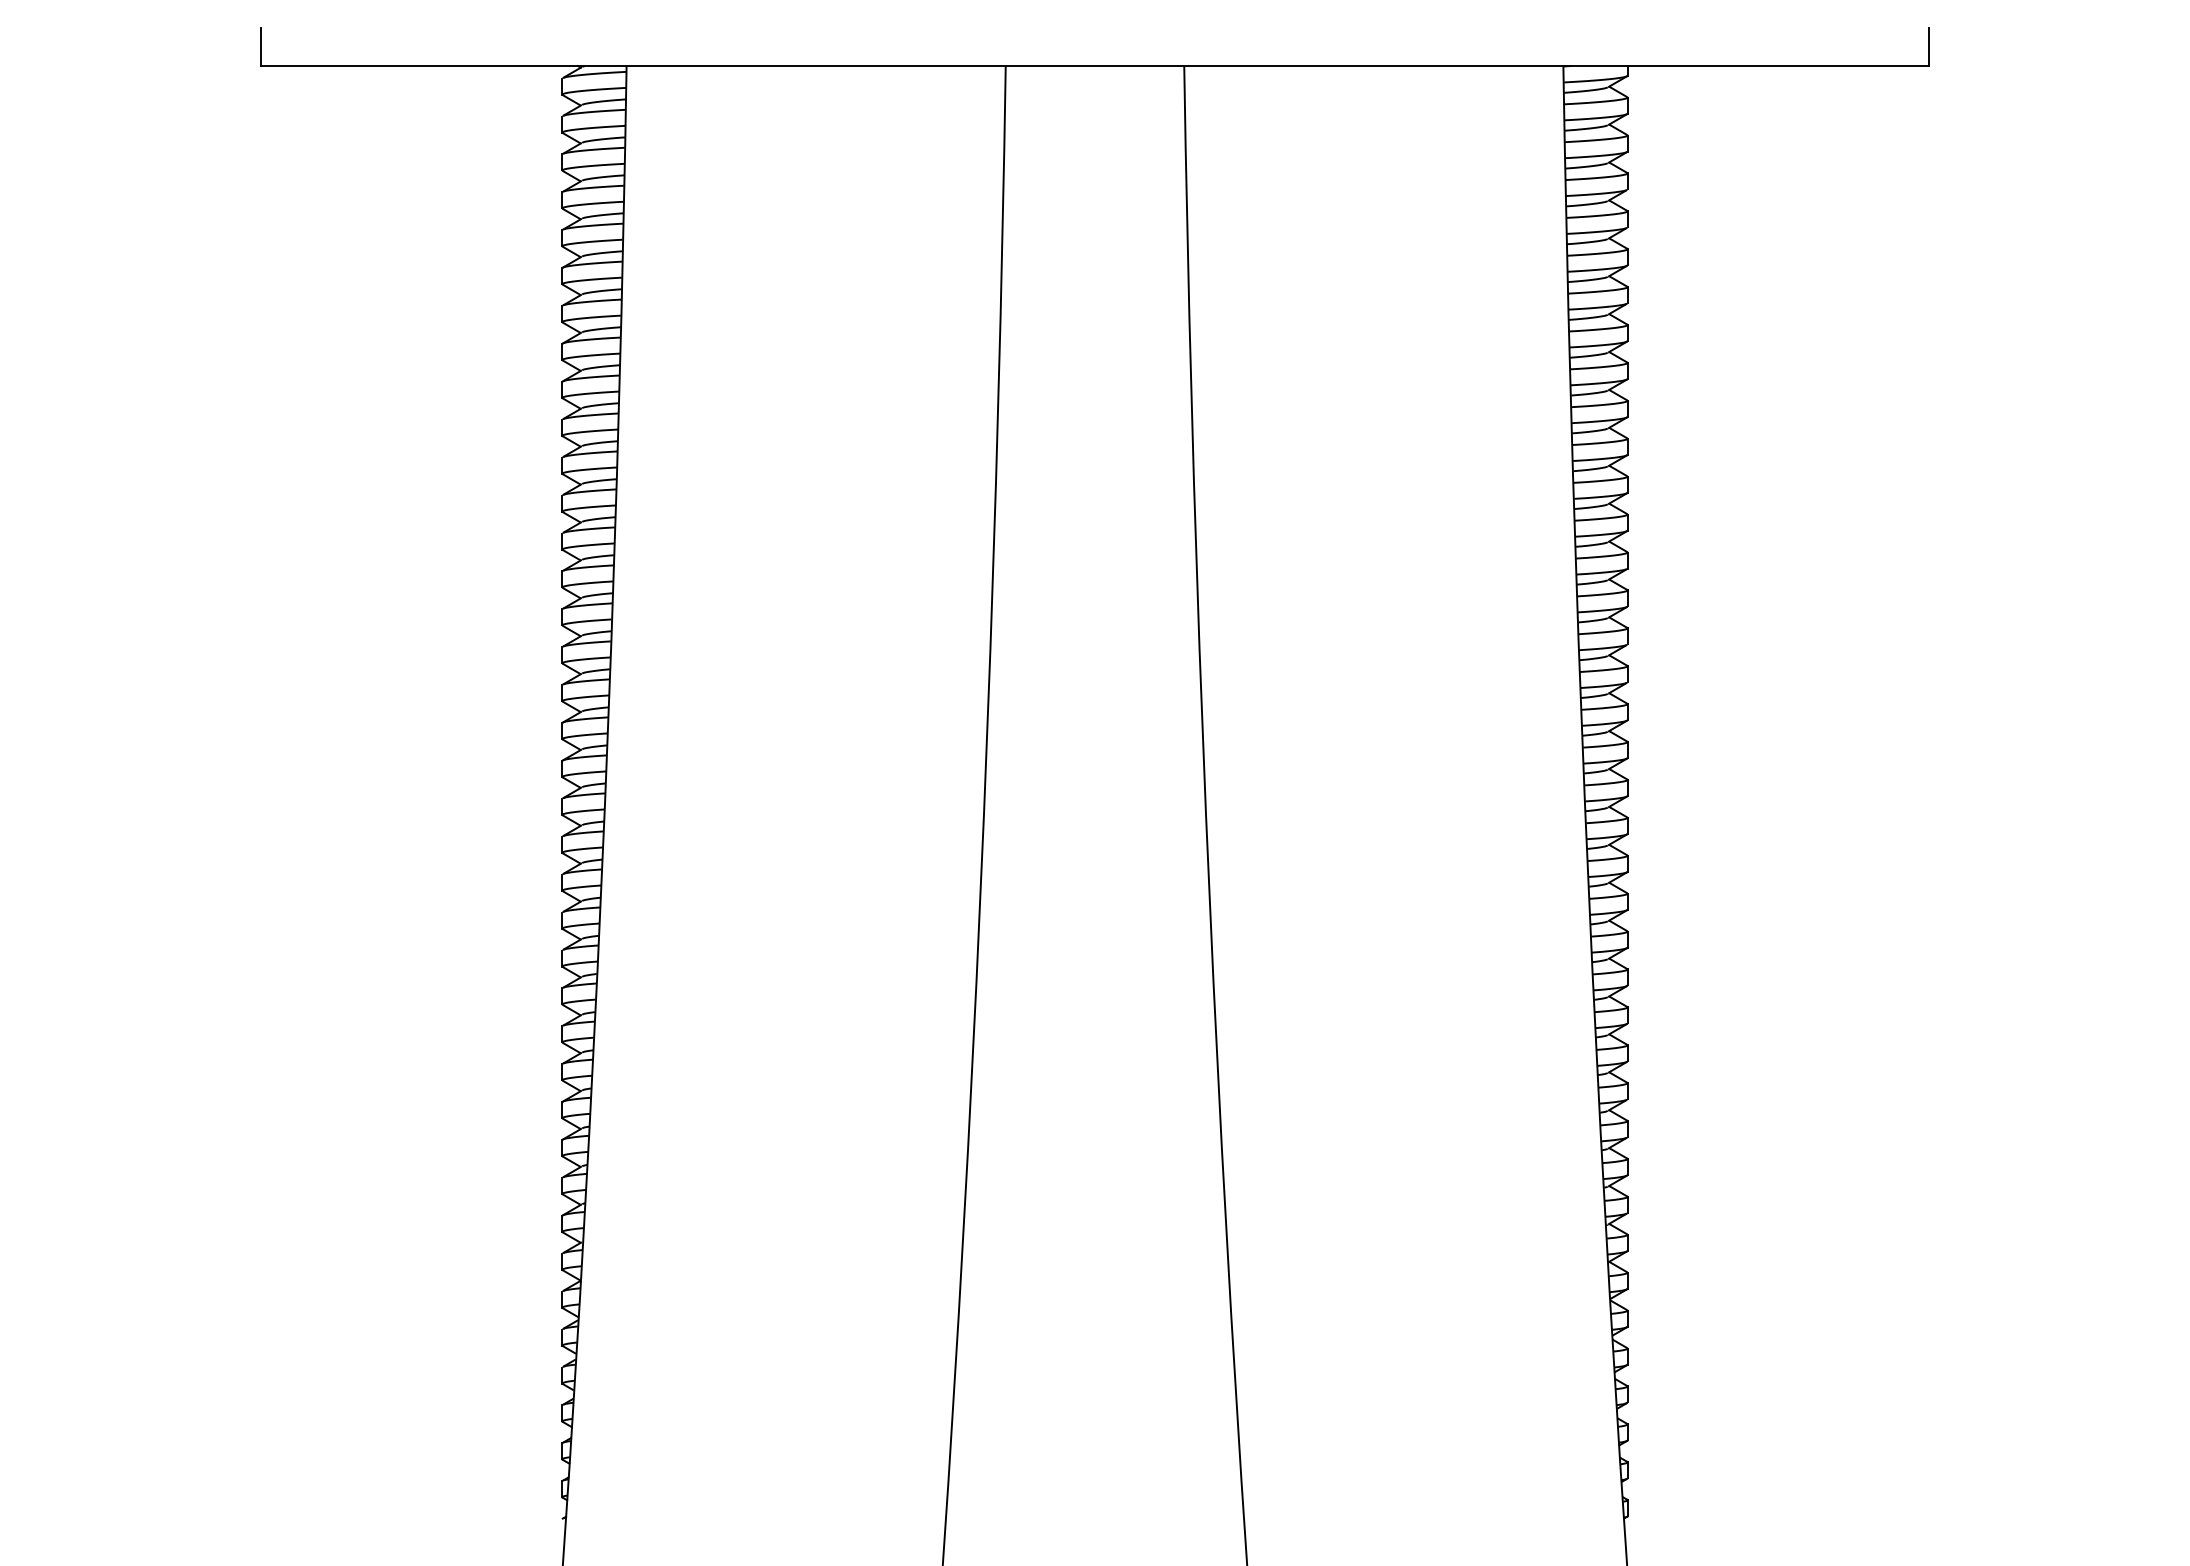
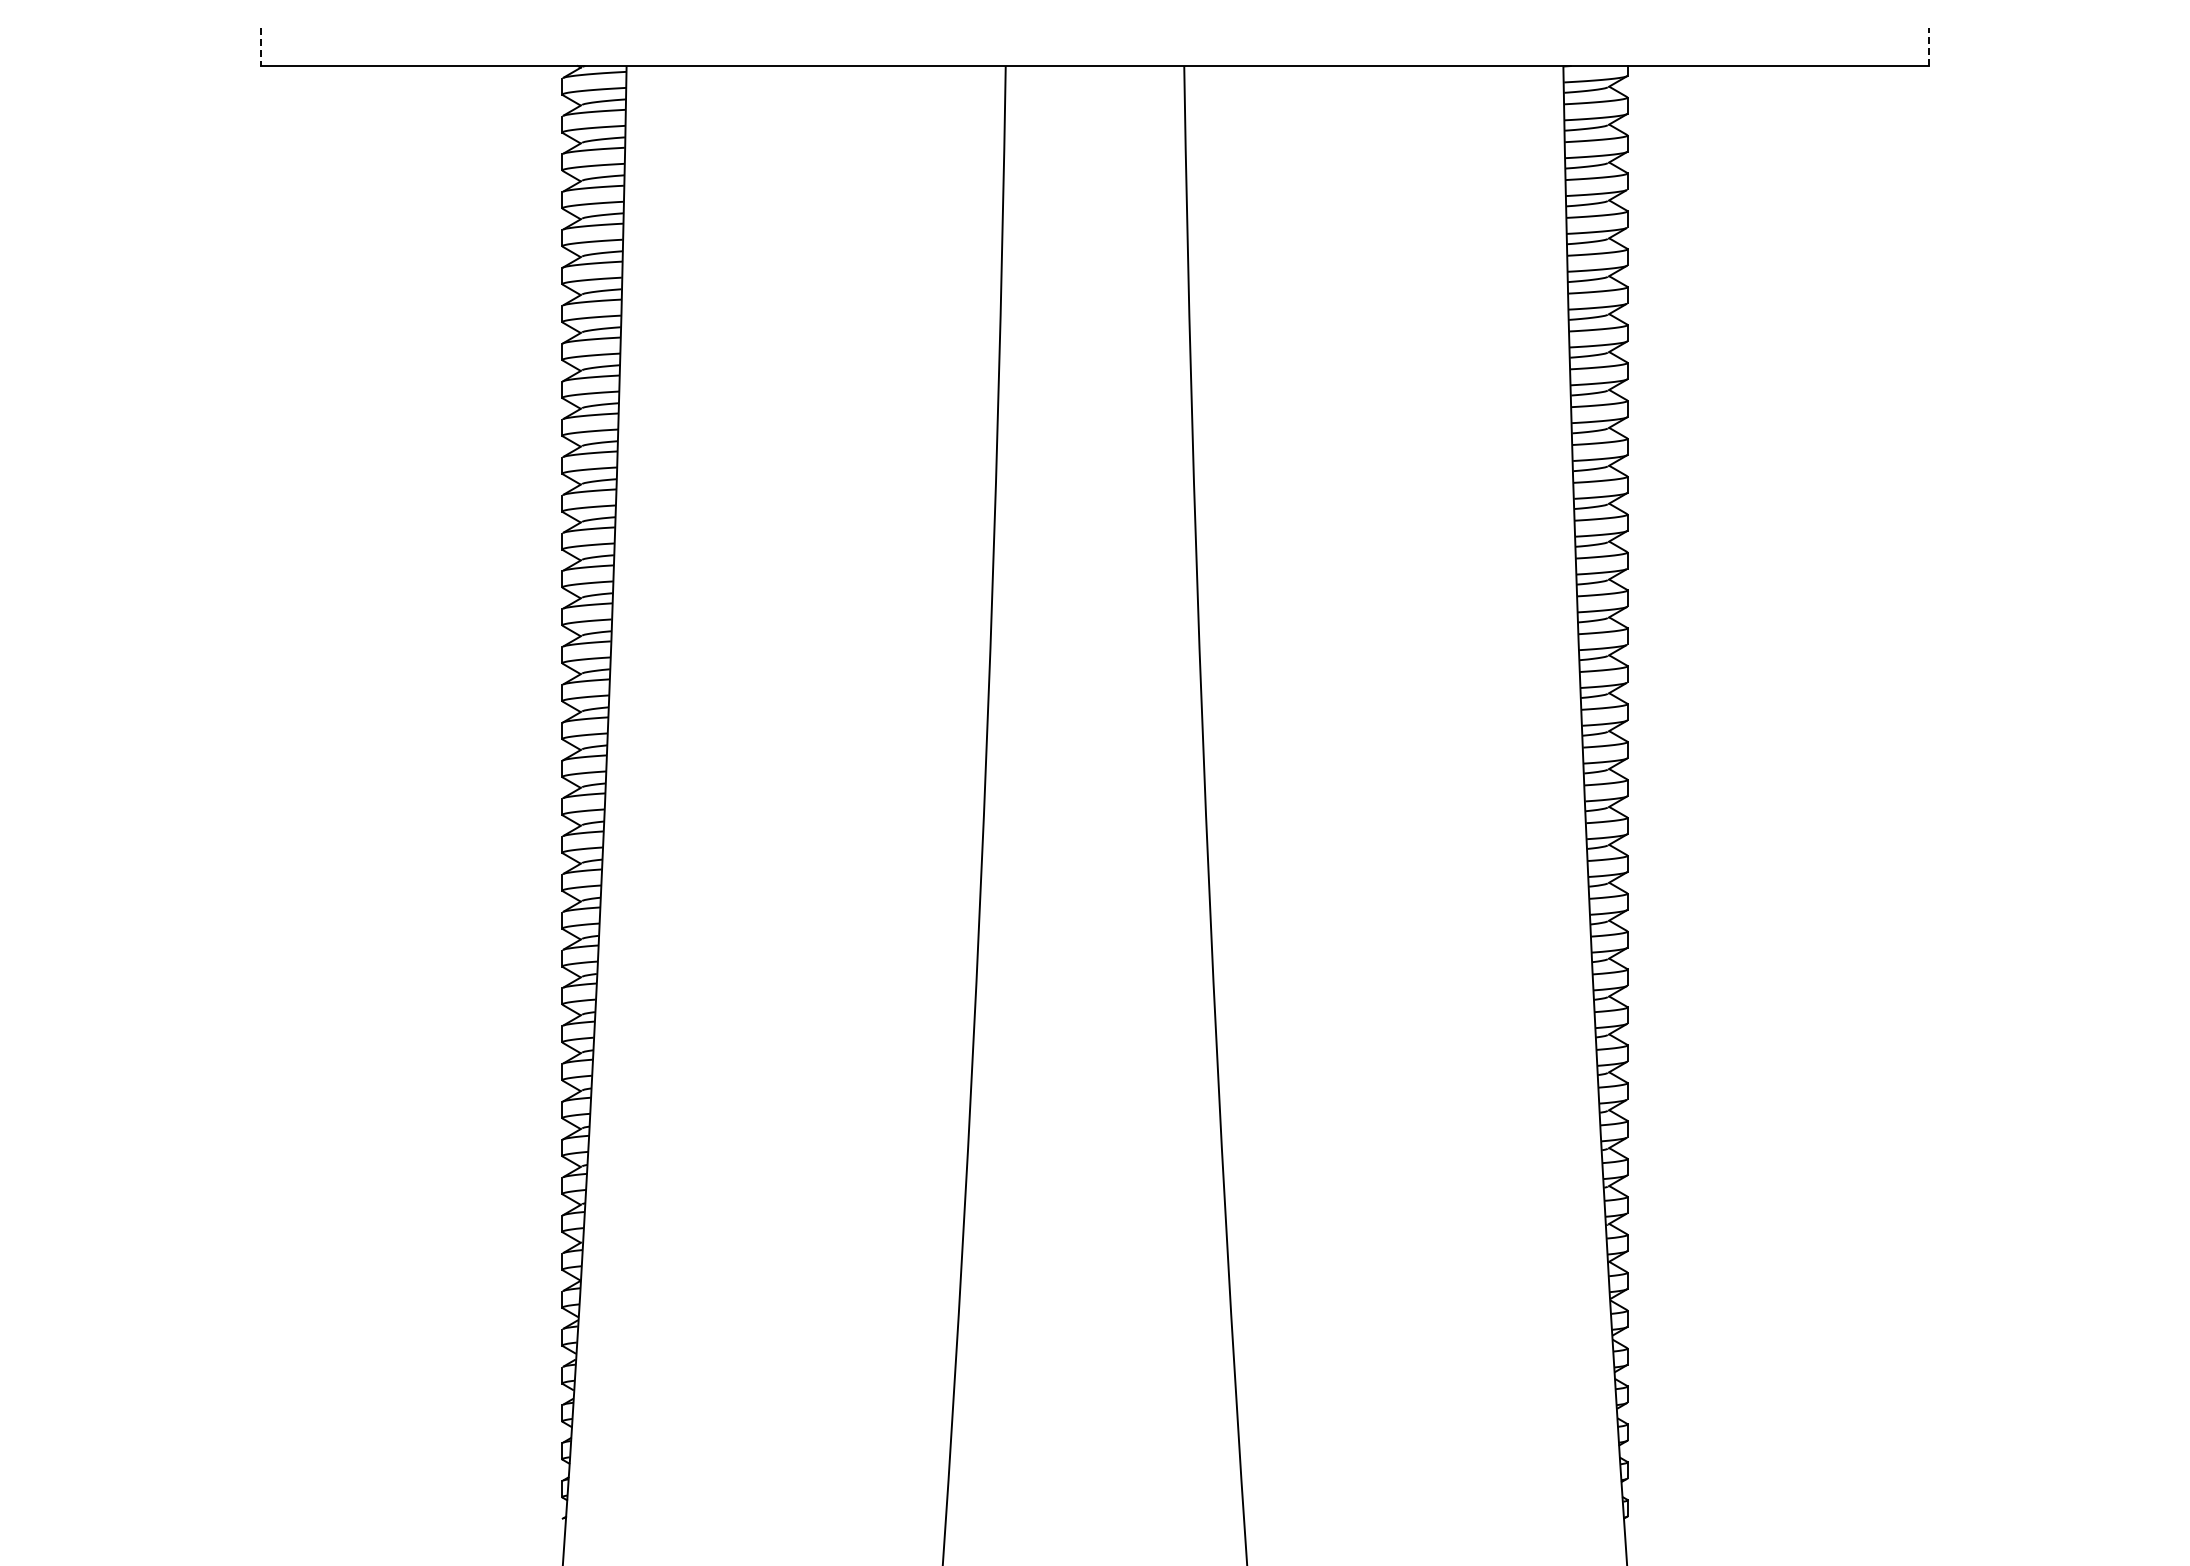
line: solid -> dashed (261, 47)
line: solid -> dashed (1928, 47)
